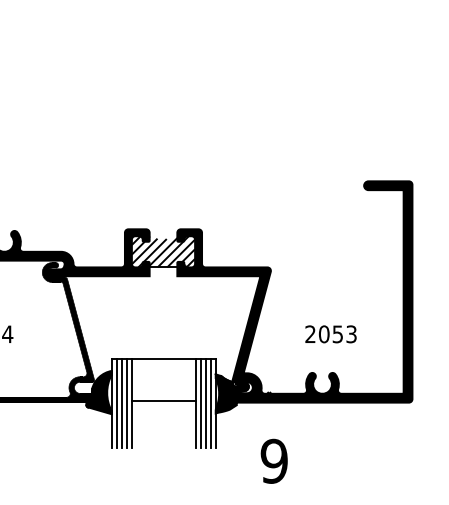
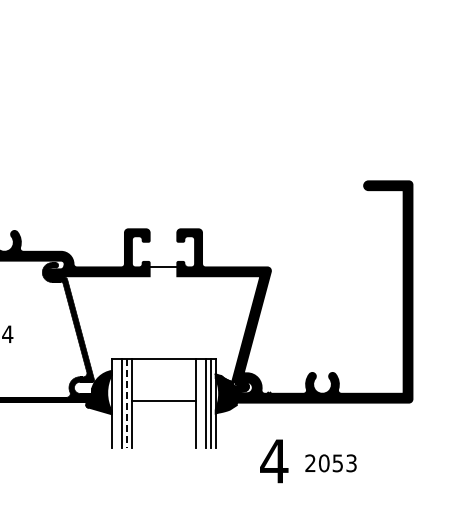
hatch: present -> none (163, 251)
text position: (330, 334) -> (330, 463) (330, 463)
line: present -> none (116, 403)
line: present -> none (200, 403)
line: solid -> dashed (126, 404)
text: 9 -> 4 (274, 460)
